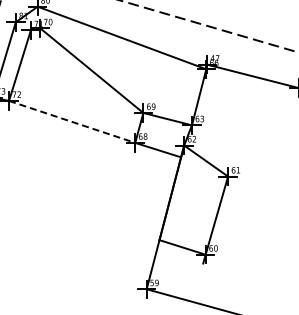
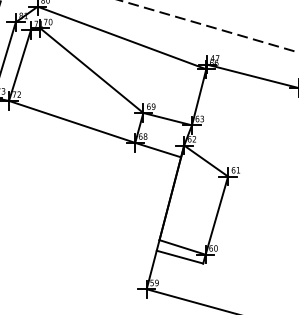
line: dashed -> solid (72, 122)
line: none -> present (179, 256)
